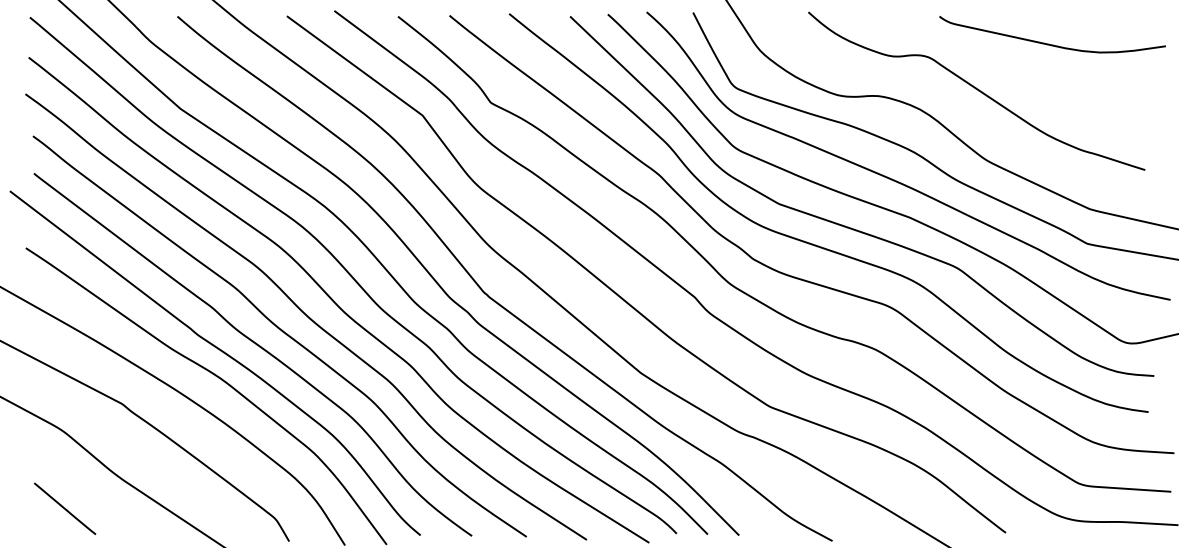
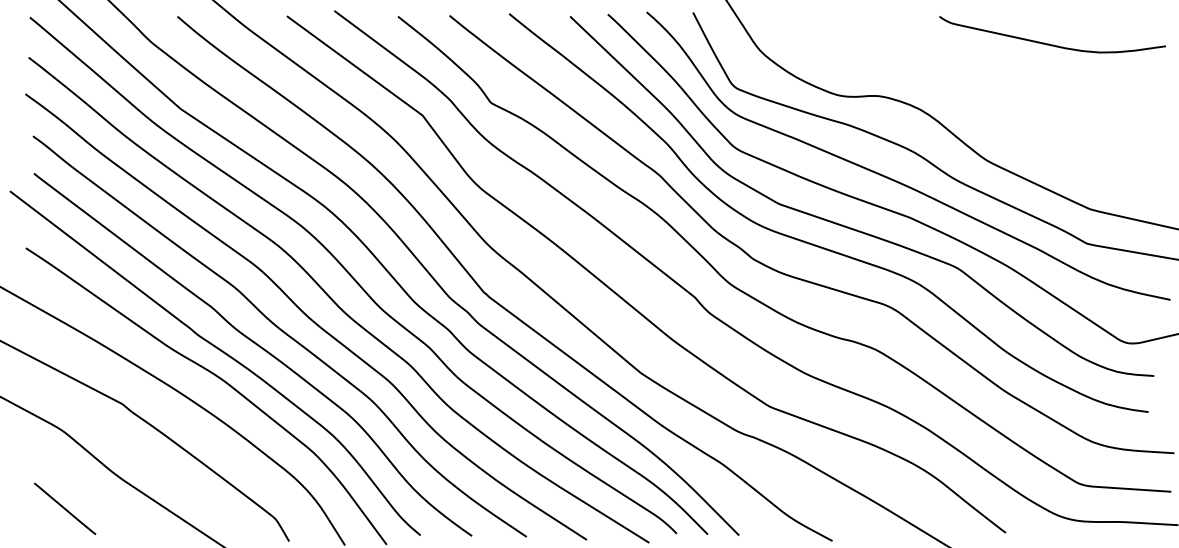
curve: present -> none (976, 89)
